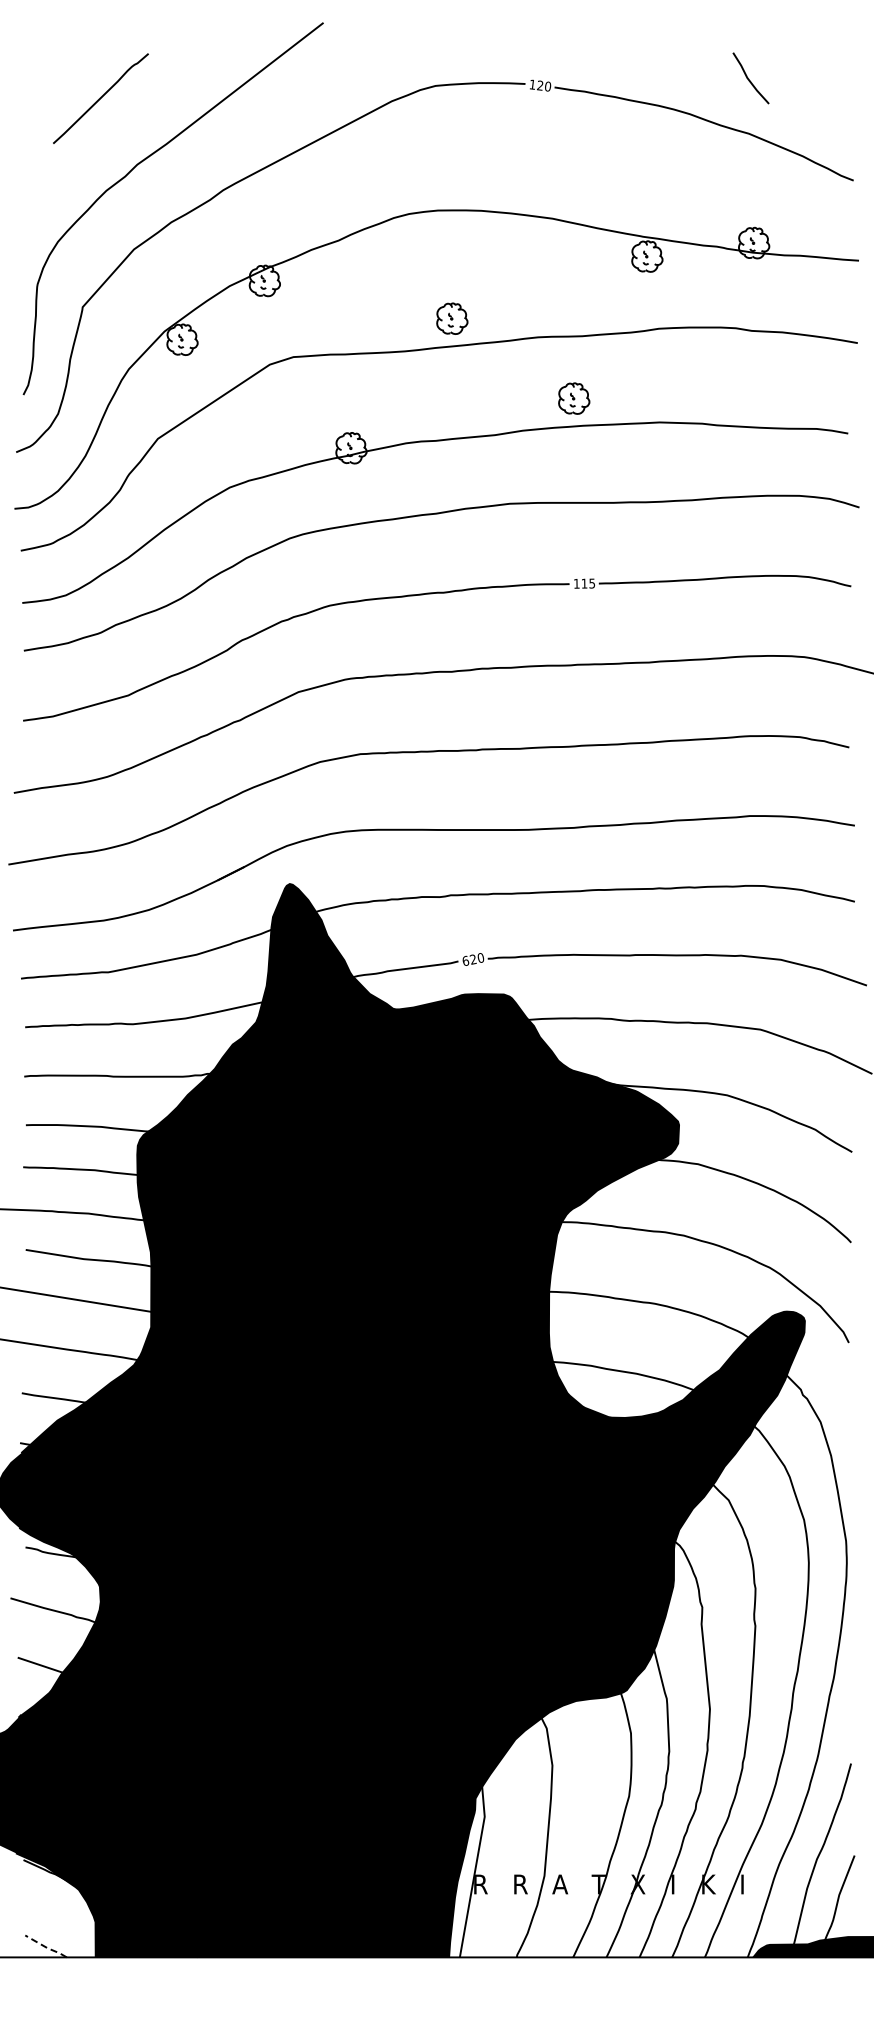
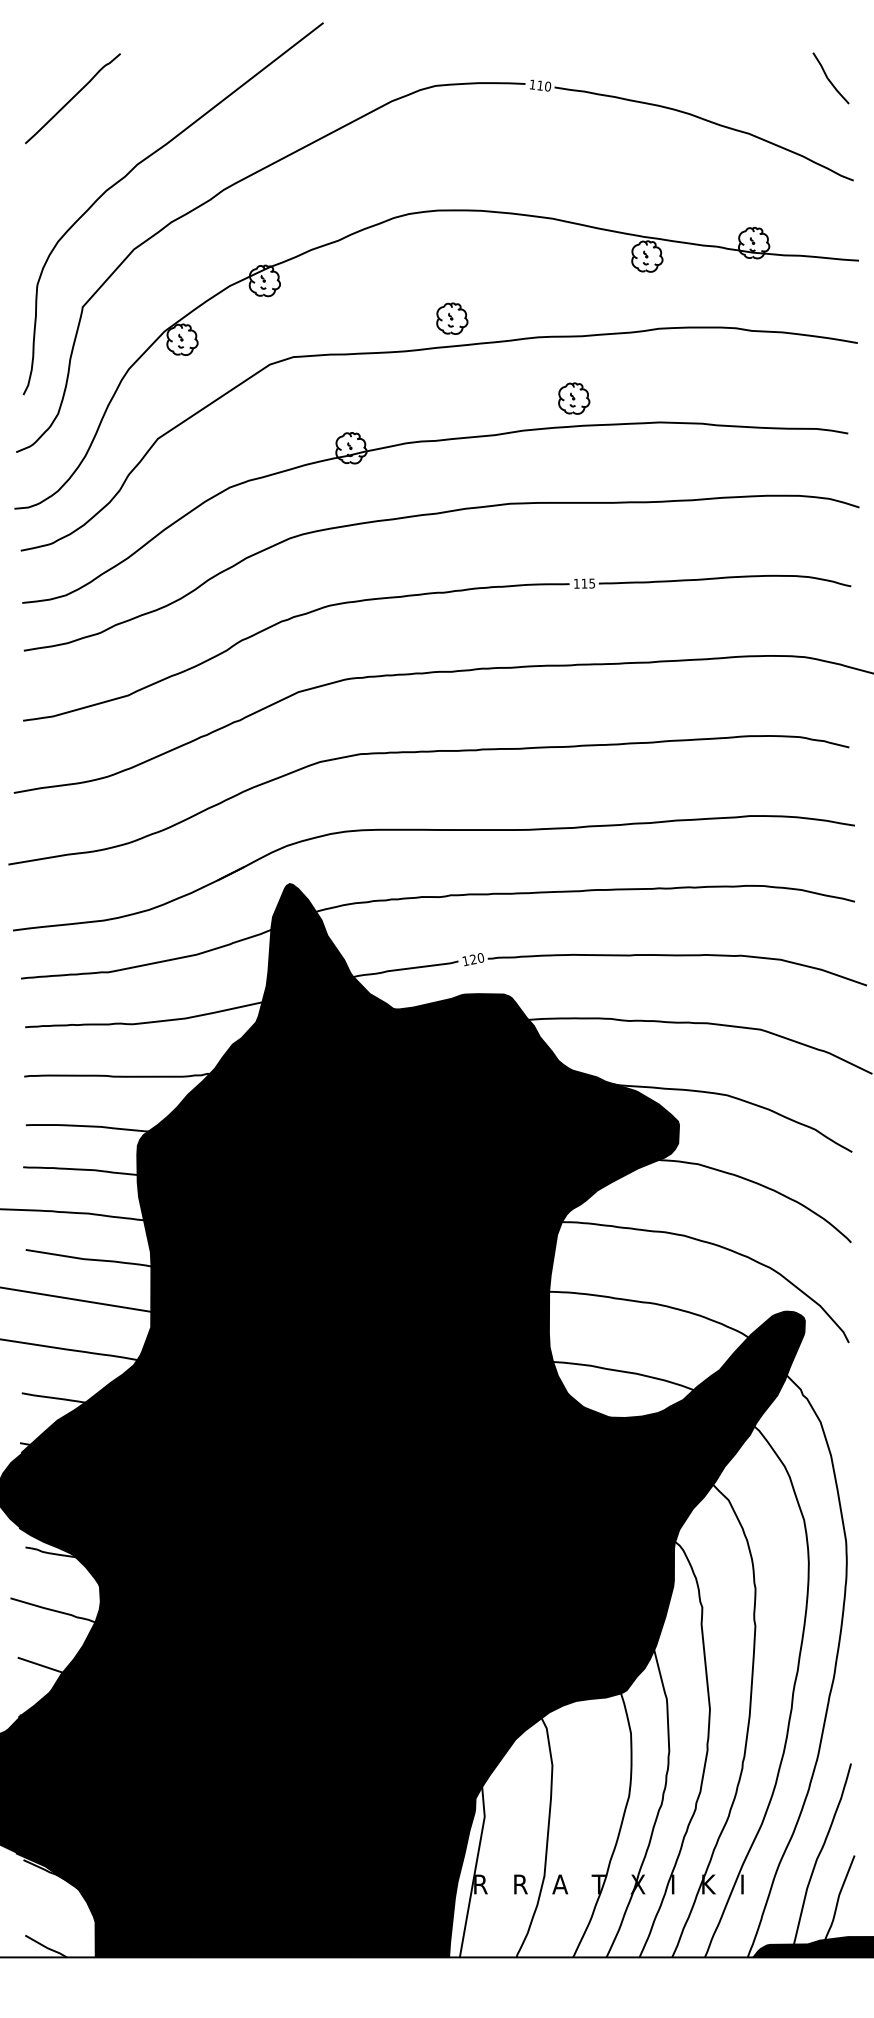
curve position: (749, 79) -> (829, 79) (829, 79)
text: 120 -> 110 (540, 85)
curve position: (100, 98) -> (72, 98) (72, 98)
text: 620 -> 120 (465, 960)
line: dashed -> solid (46, 1947)
